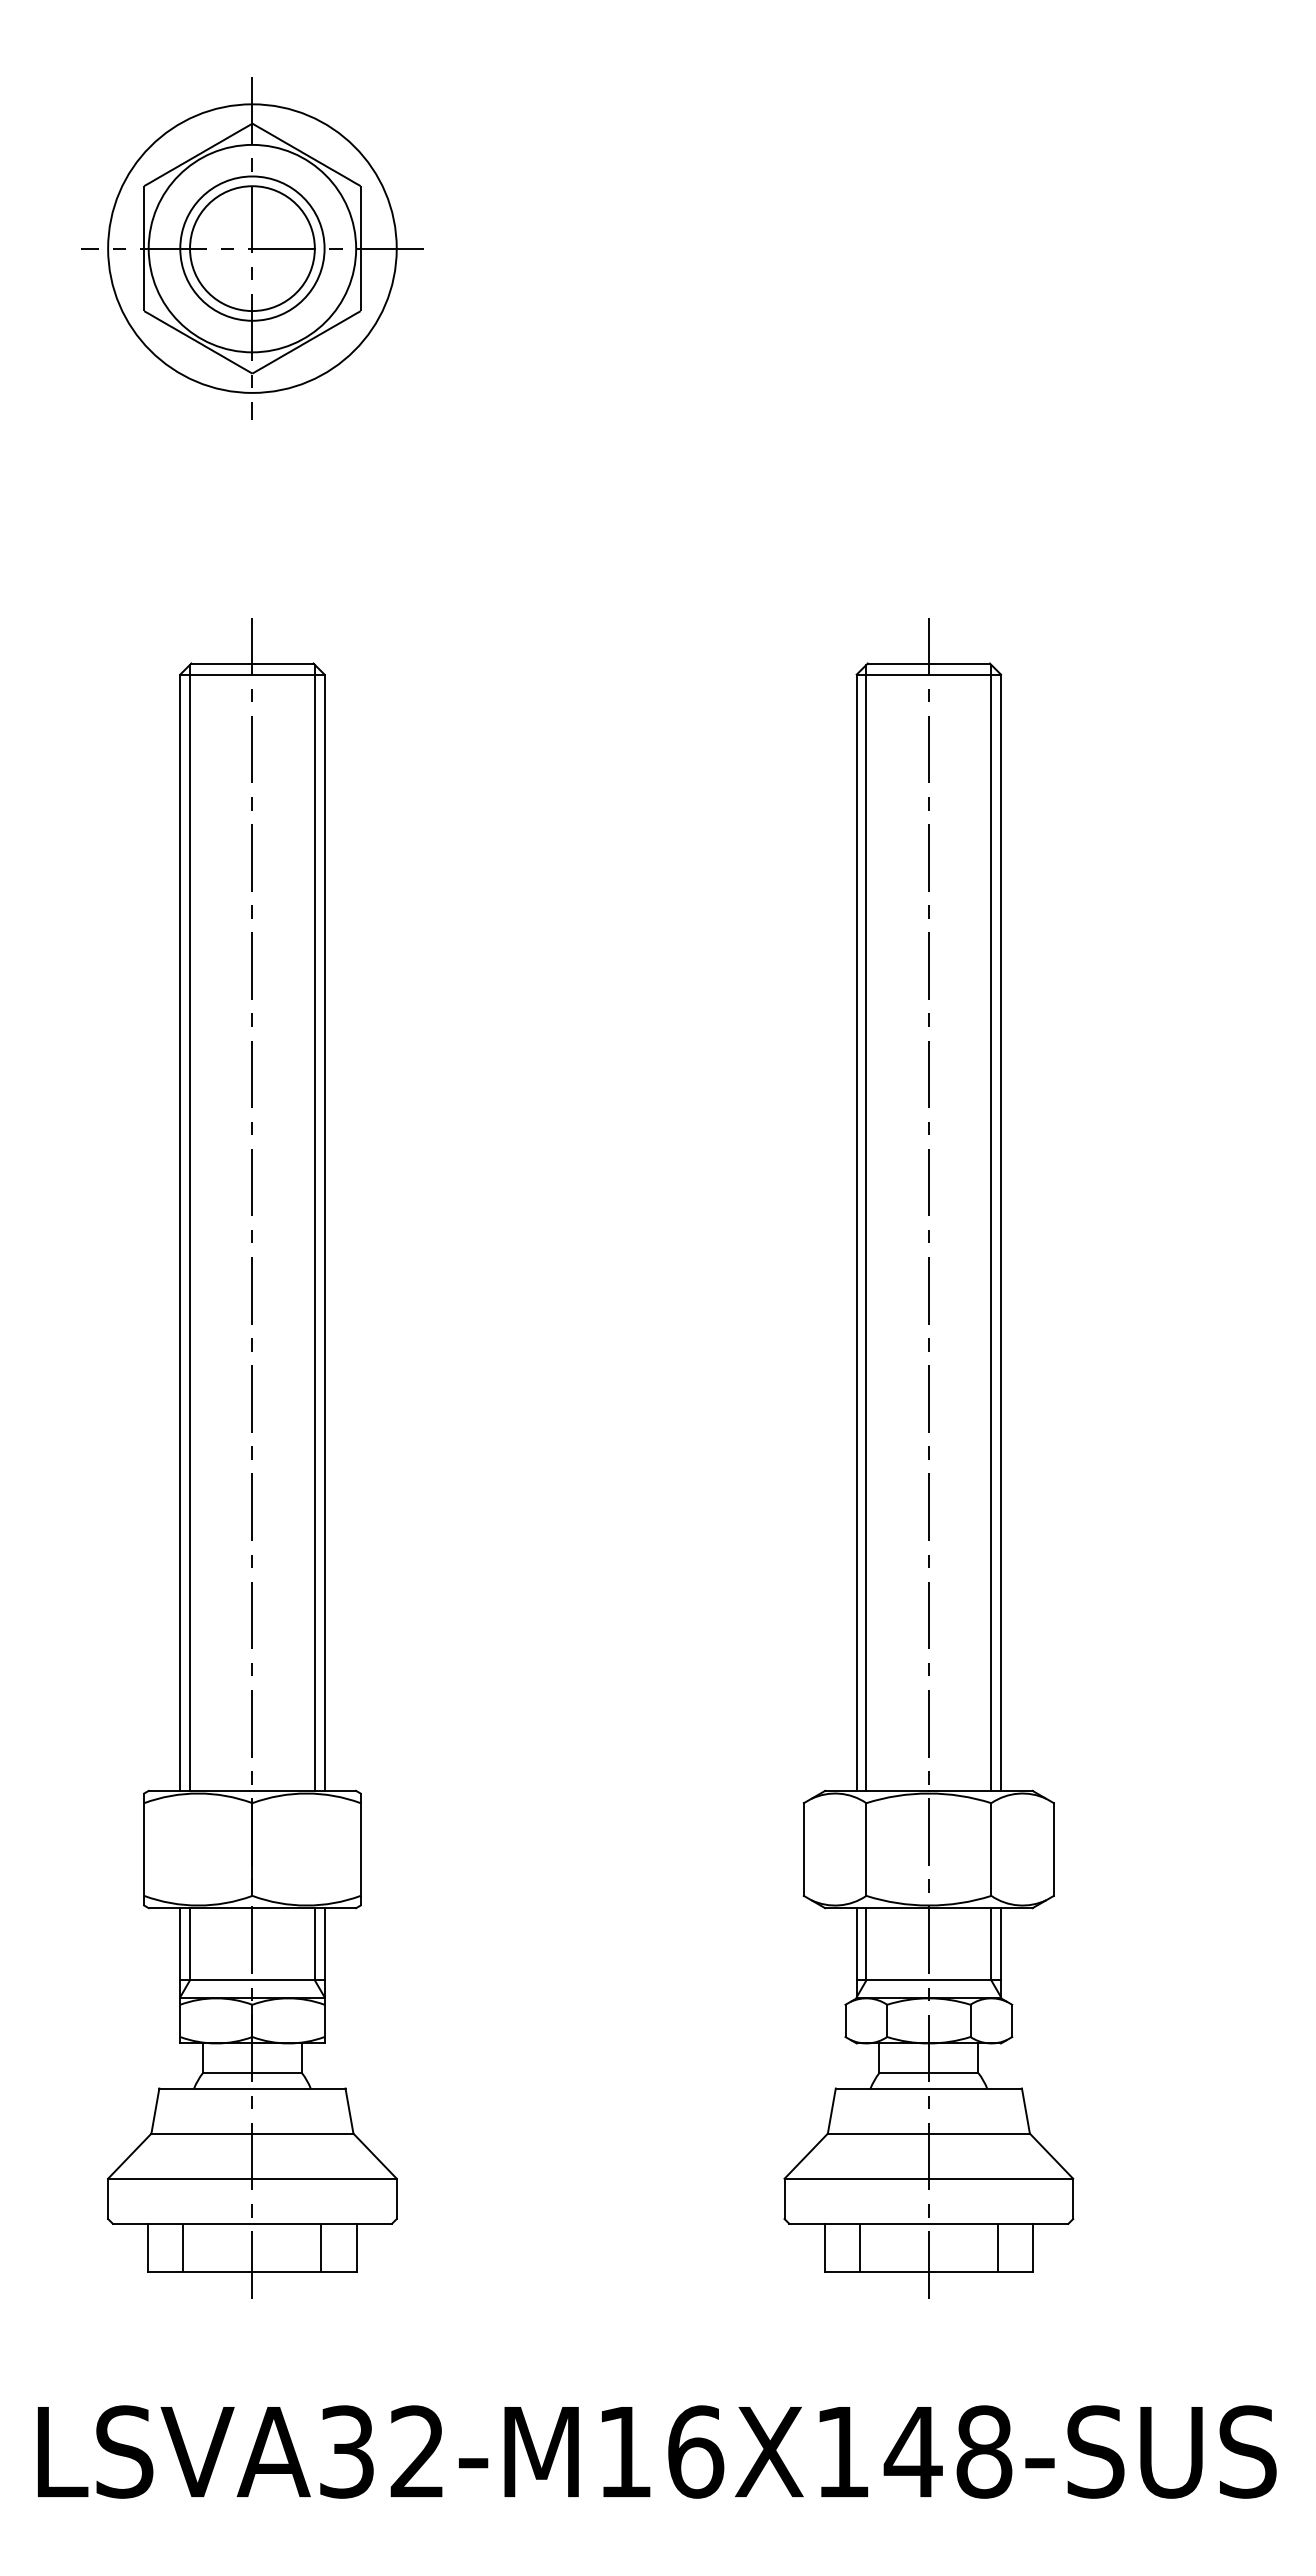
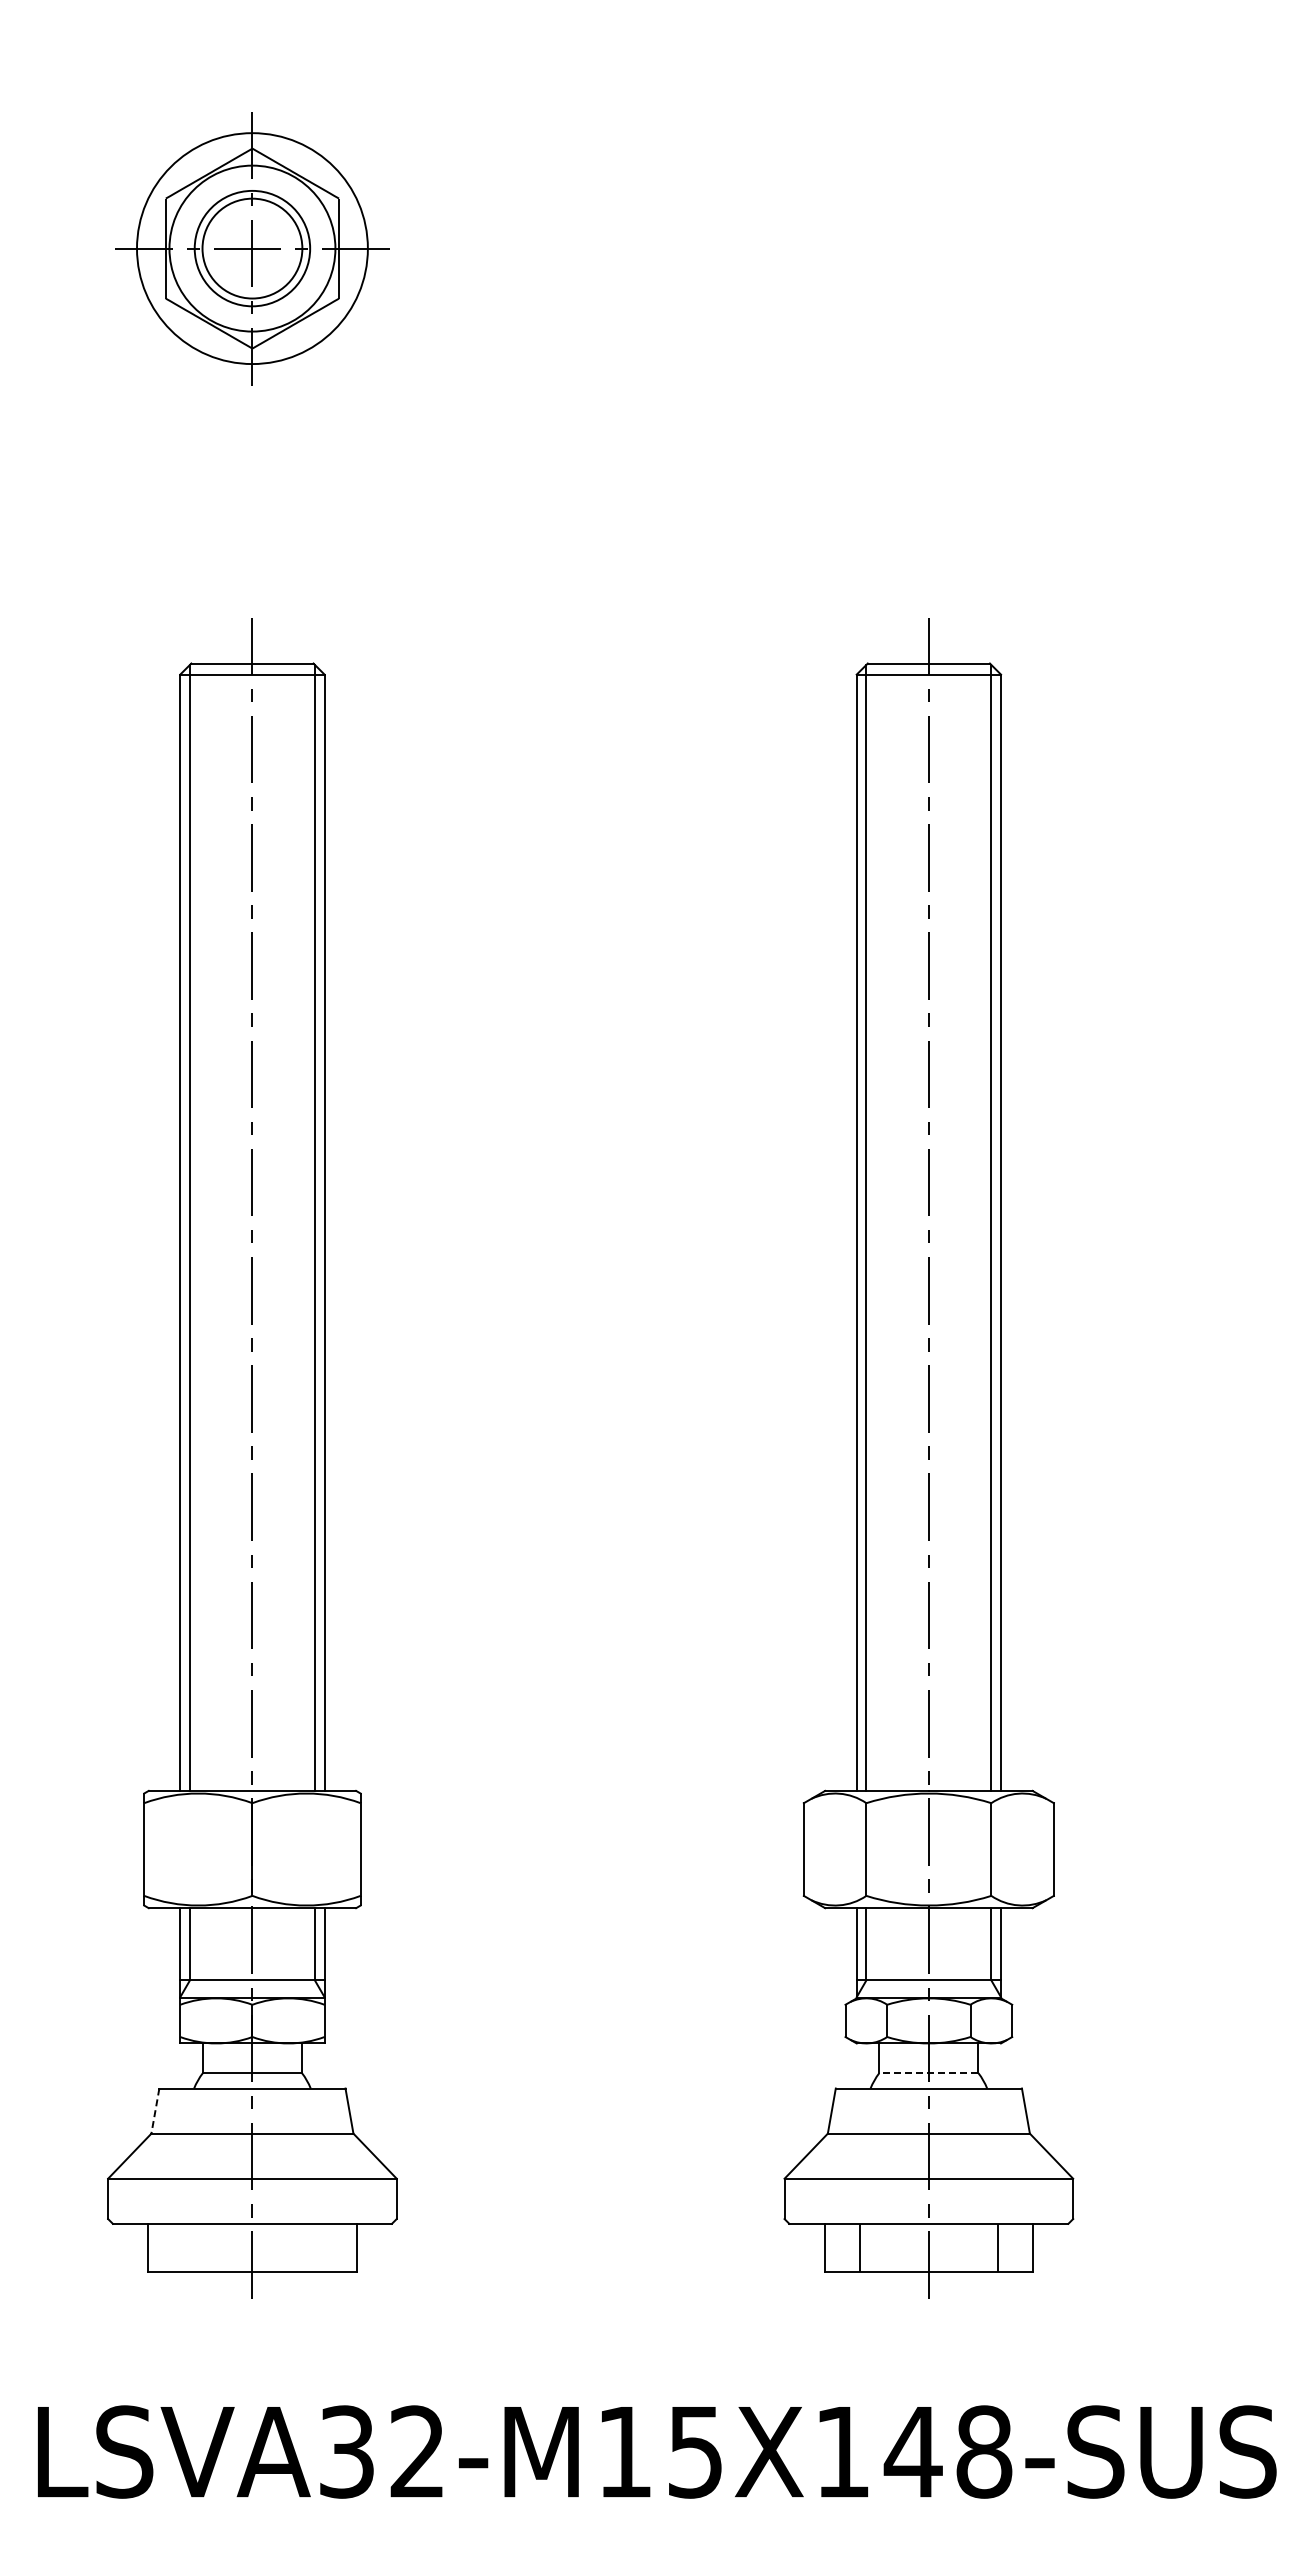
part size: 343x343 px -> 275x274 px (252, 248)
line: solid -> dashed (928, 2073)
line: solid -> dashed (155, 2111)
line: present -> none (183, 2247)
line: present -> none (321, 2247)
text: LSVA32-M16X148-SUS -> LSVA32-M15X148-SUS (696, 2451)
